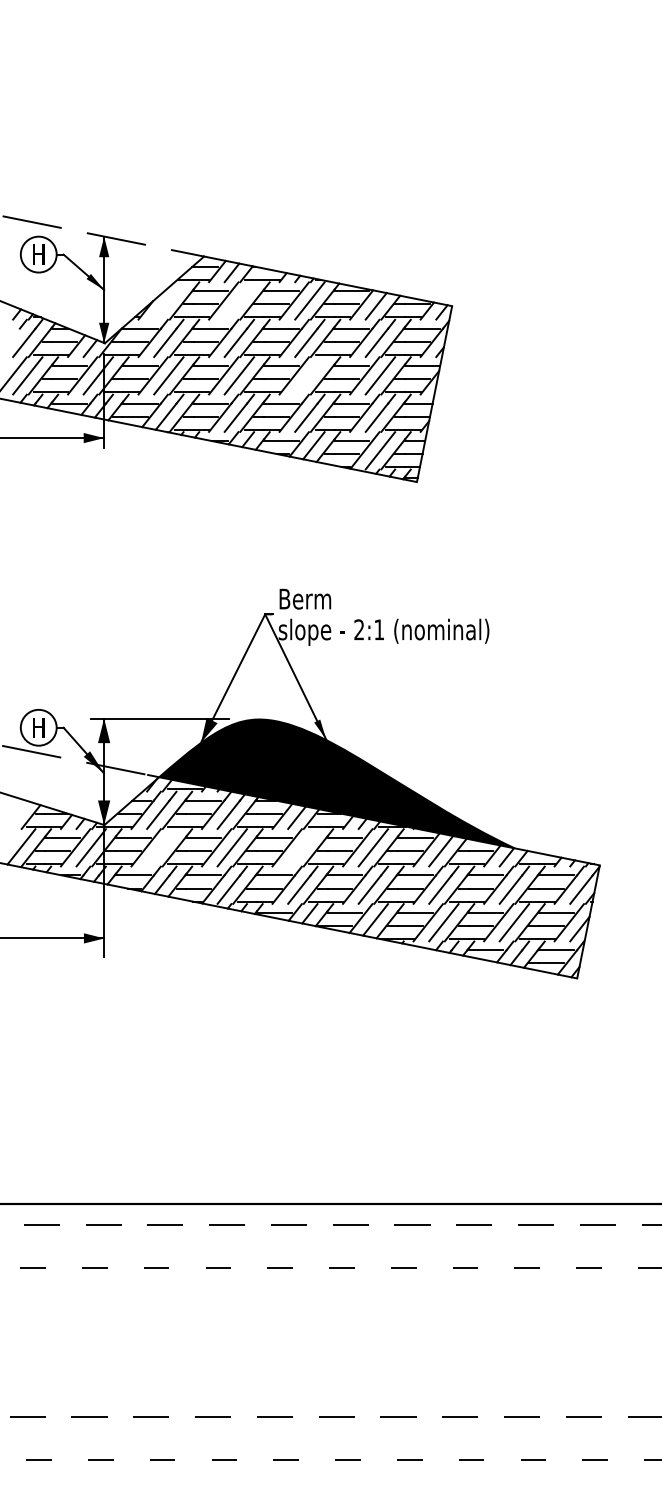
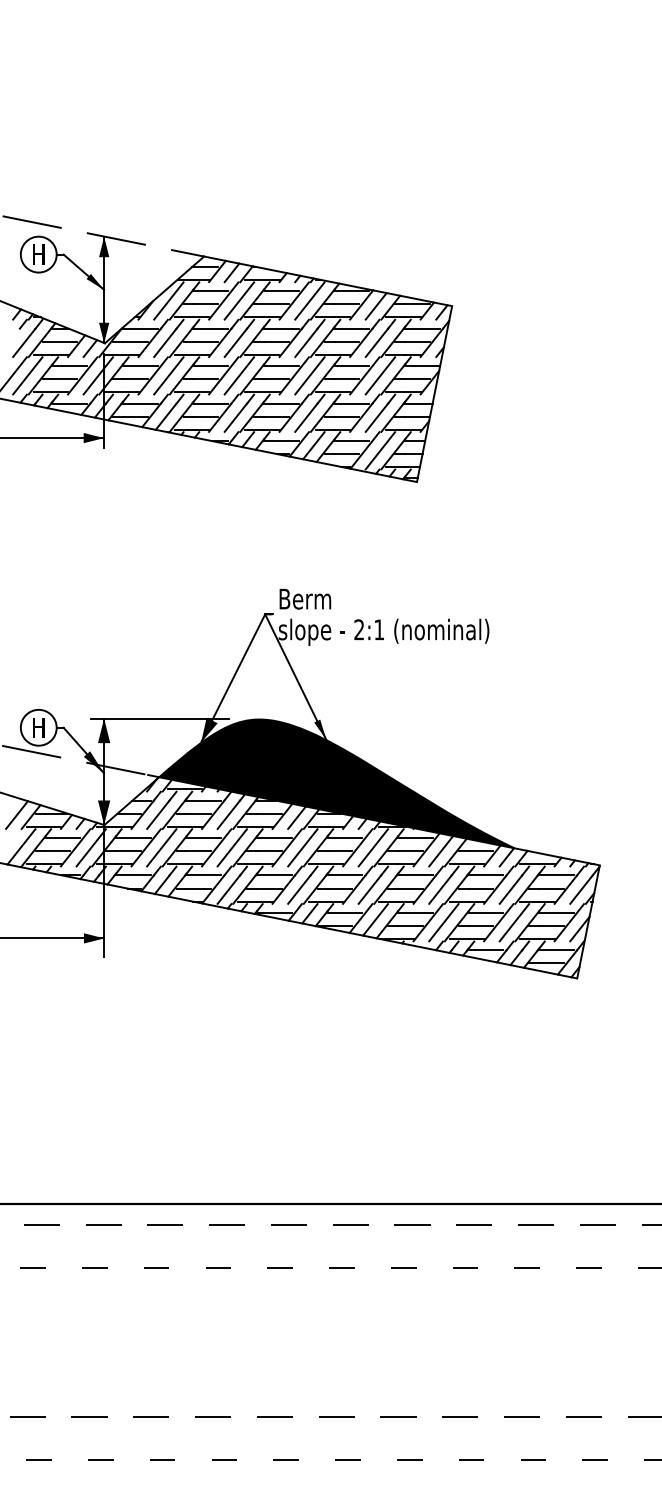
line: none -> present (168, 300)
line: none -> present (239, 300)
line: none -> present (309, 375)
line: none -> present (16, 814)
line: none -> present (161, 847)
line: none -> present (302, 847)
